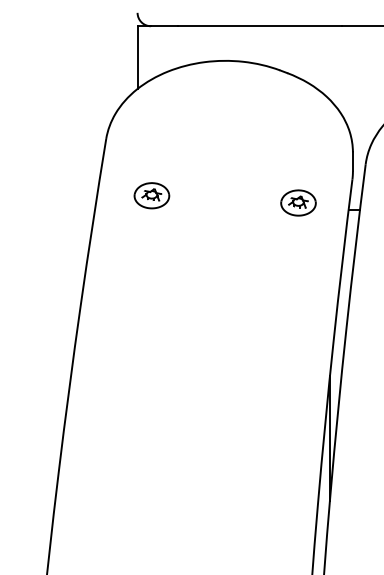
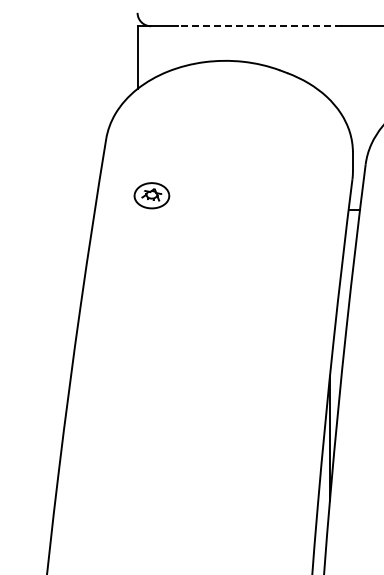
line: solid -> dashed (260, 26)
part: present -> none (298, 202)
